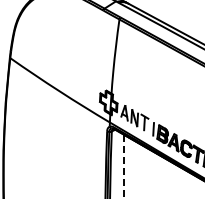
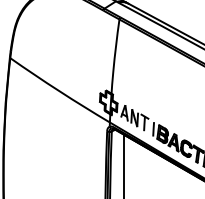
line: dashed -> solid (124, 166)
